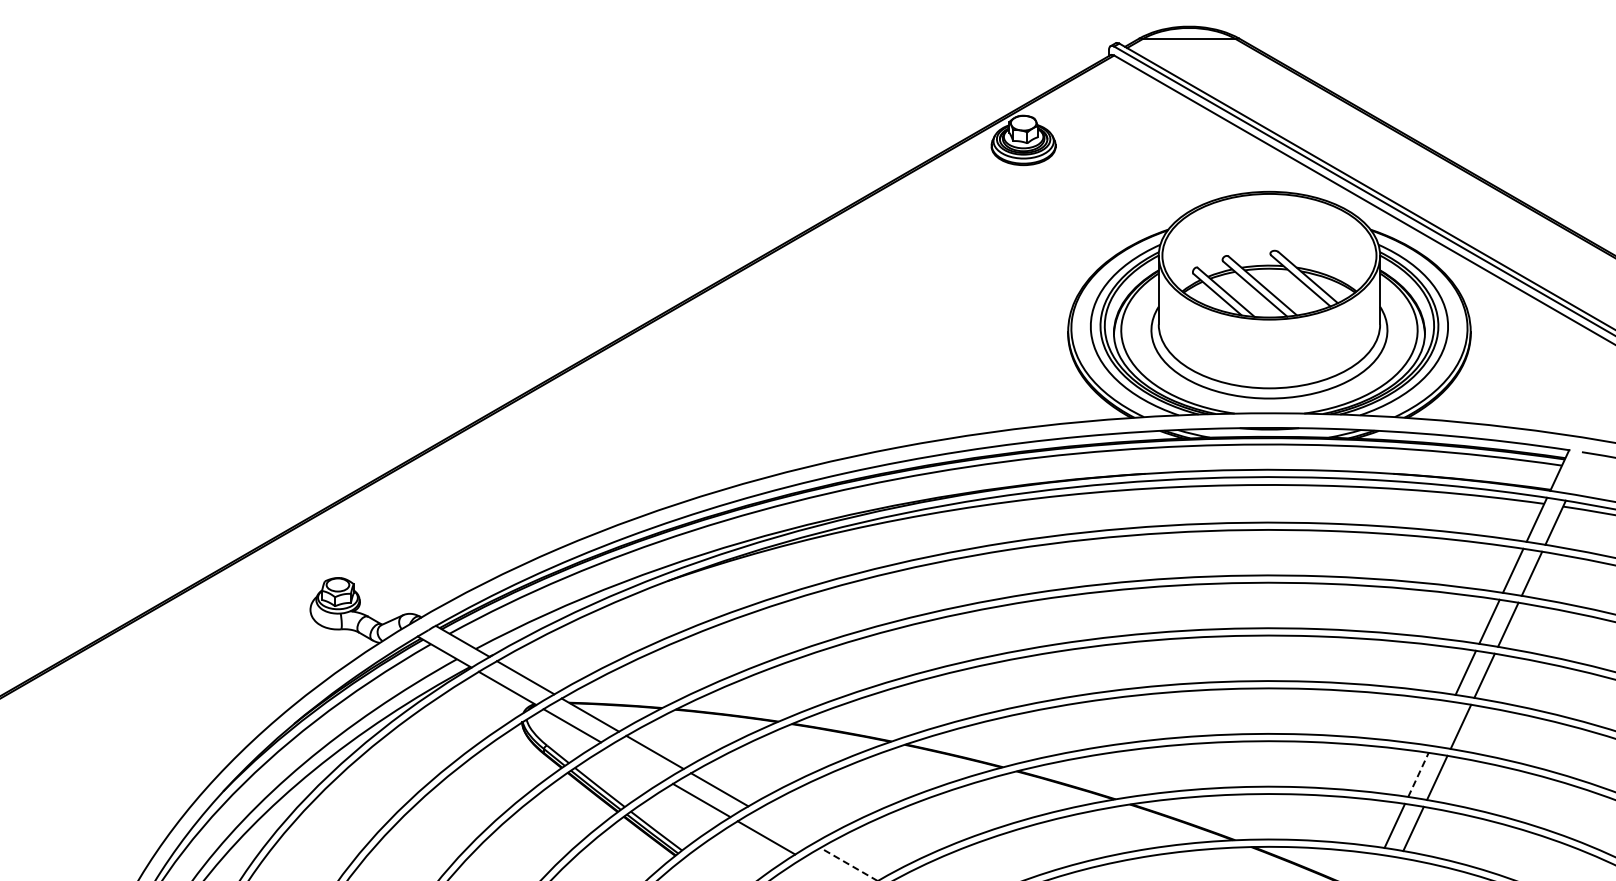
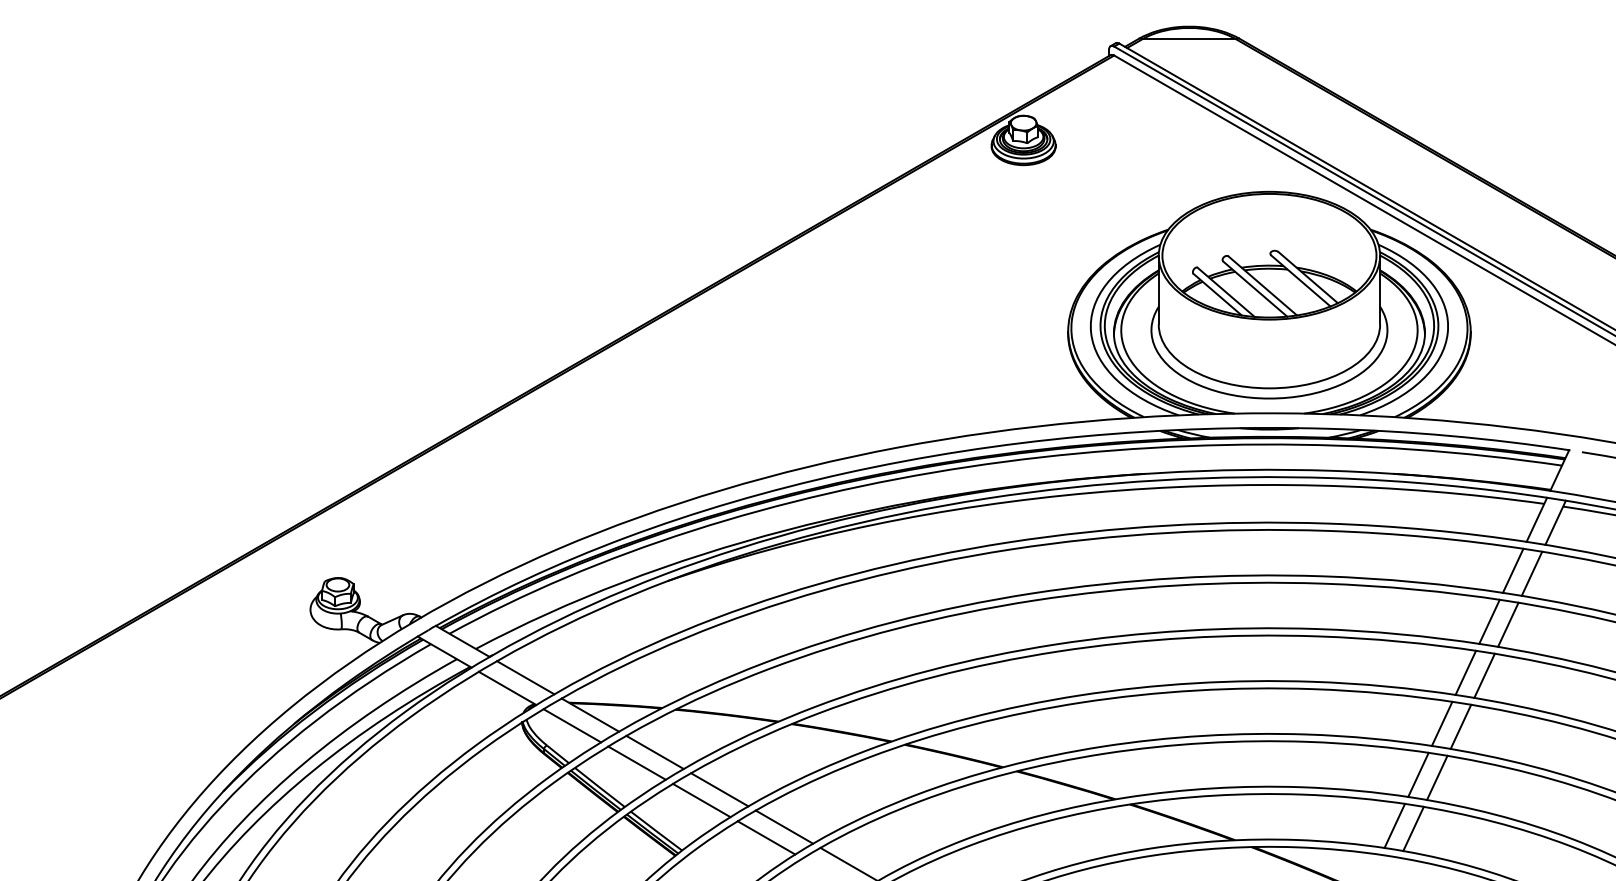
line: none -> present (1441, 723)
line: none -> present (636, 762)
line: dashed -> solid (1418, 774)
line: none -> present (784, 826)
line: dashed -> solid (848, 864)
